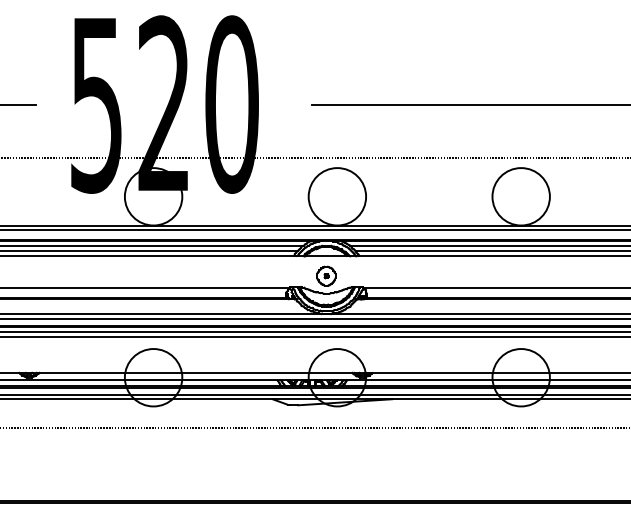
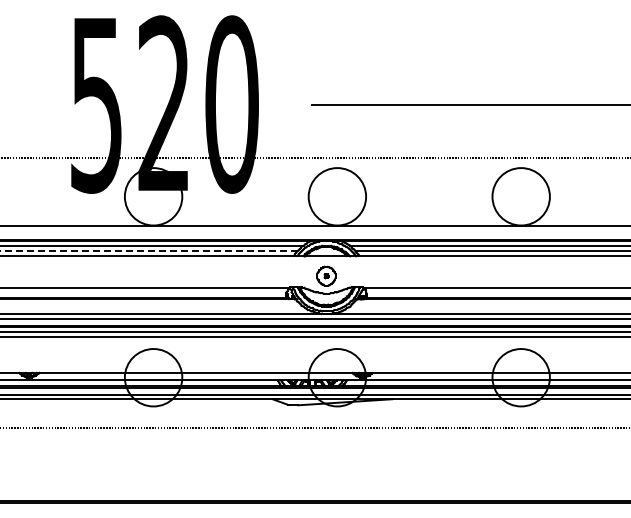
line: present -> none (19, 104)
line: present -> none (314, 229)
line: solid -> dashed (148, 251)
